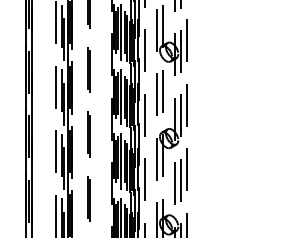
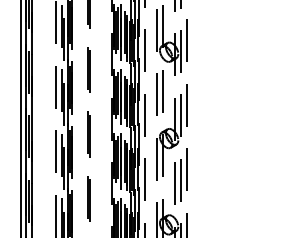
line: none -> present (20, 118)
